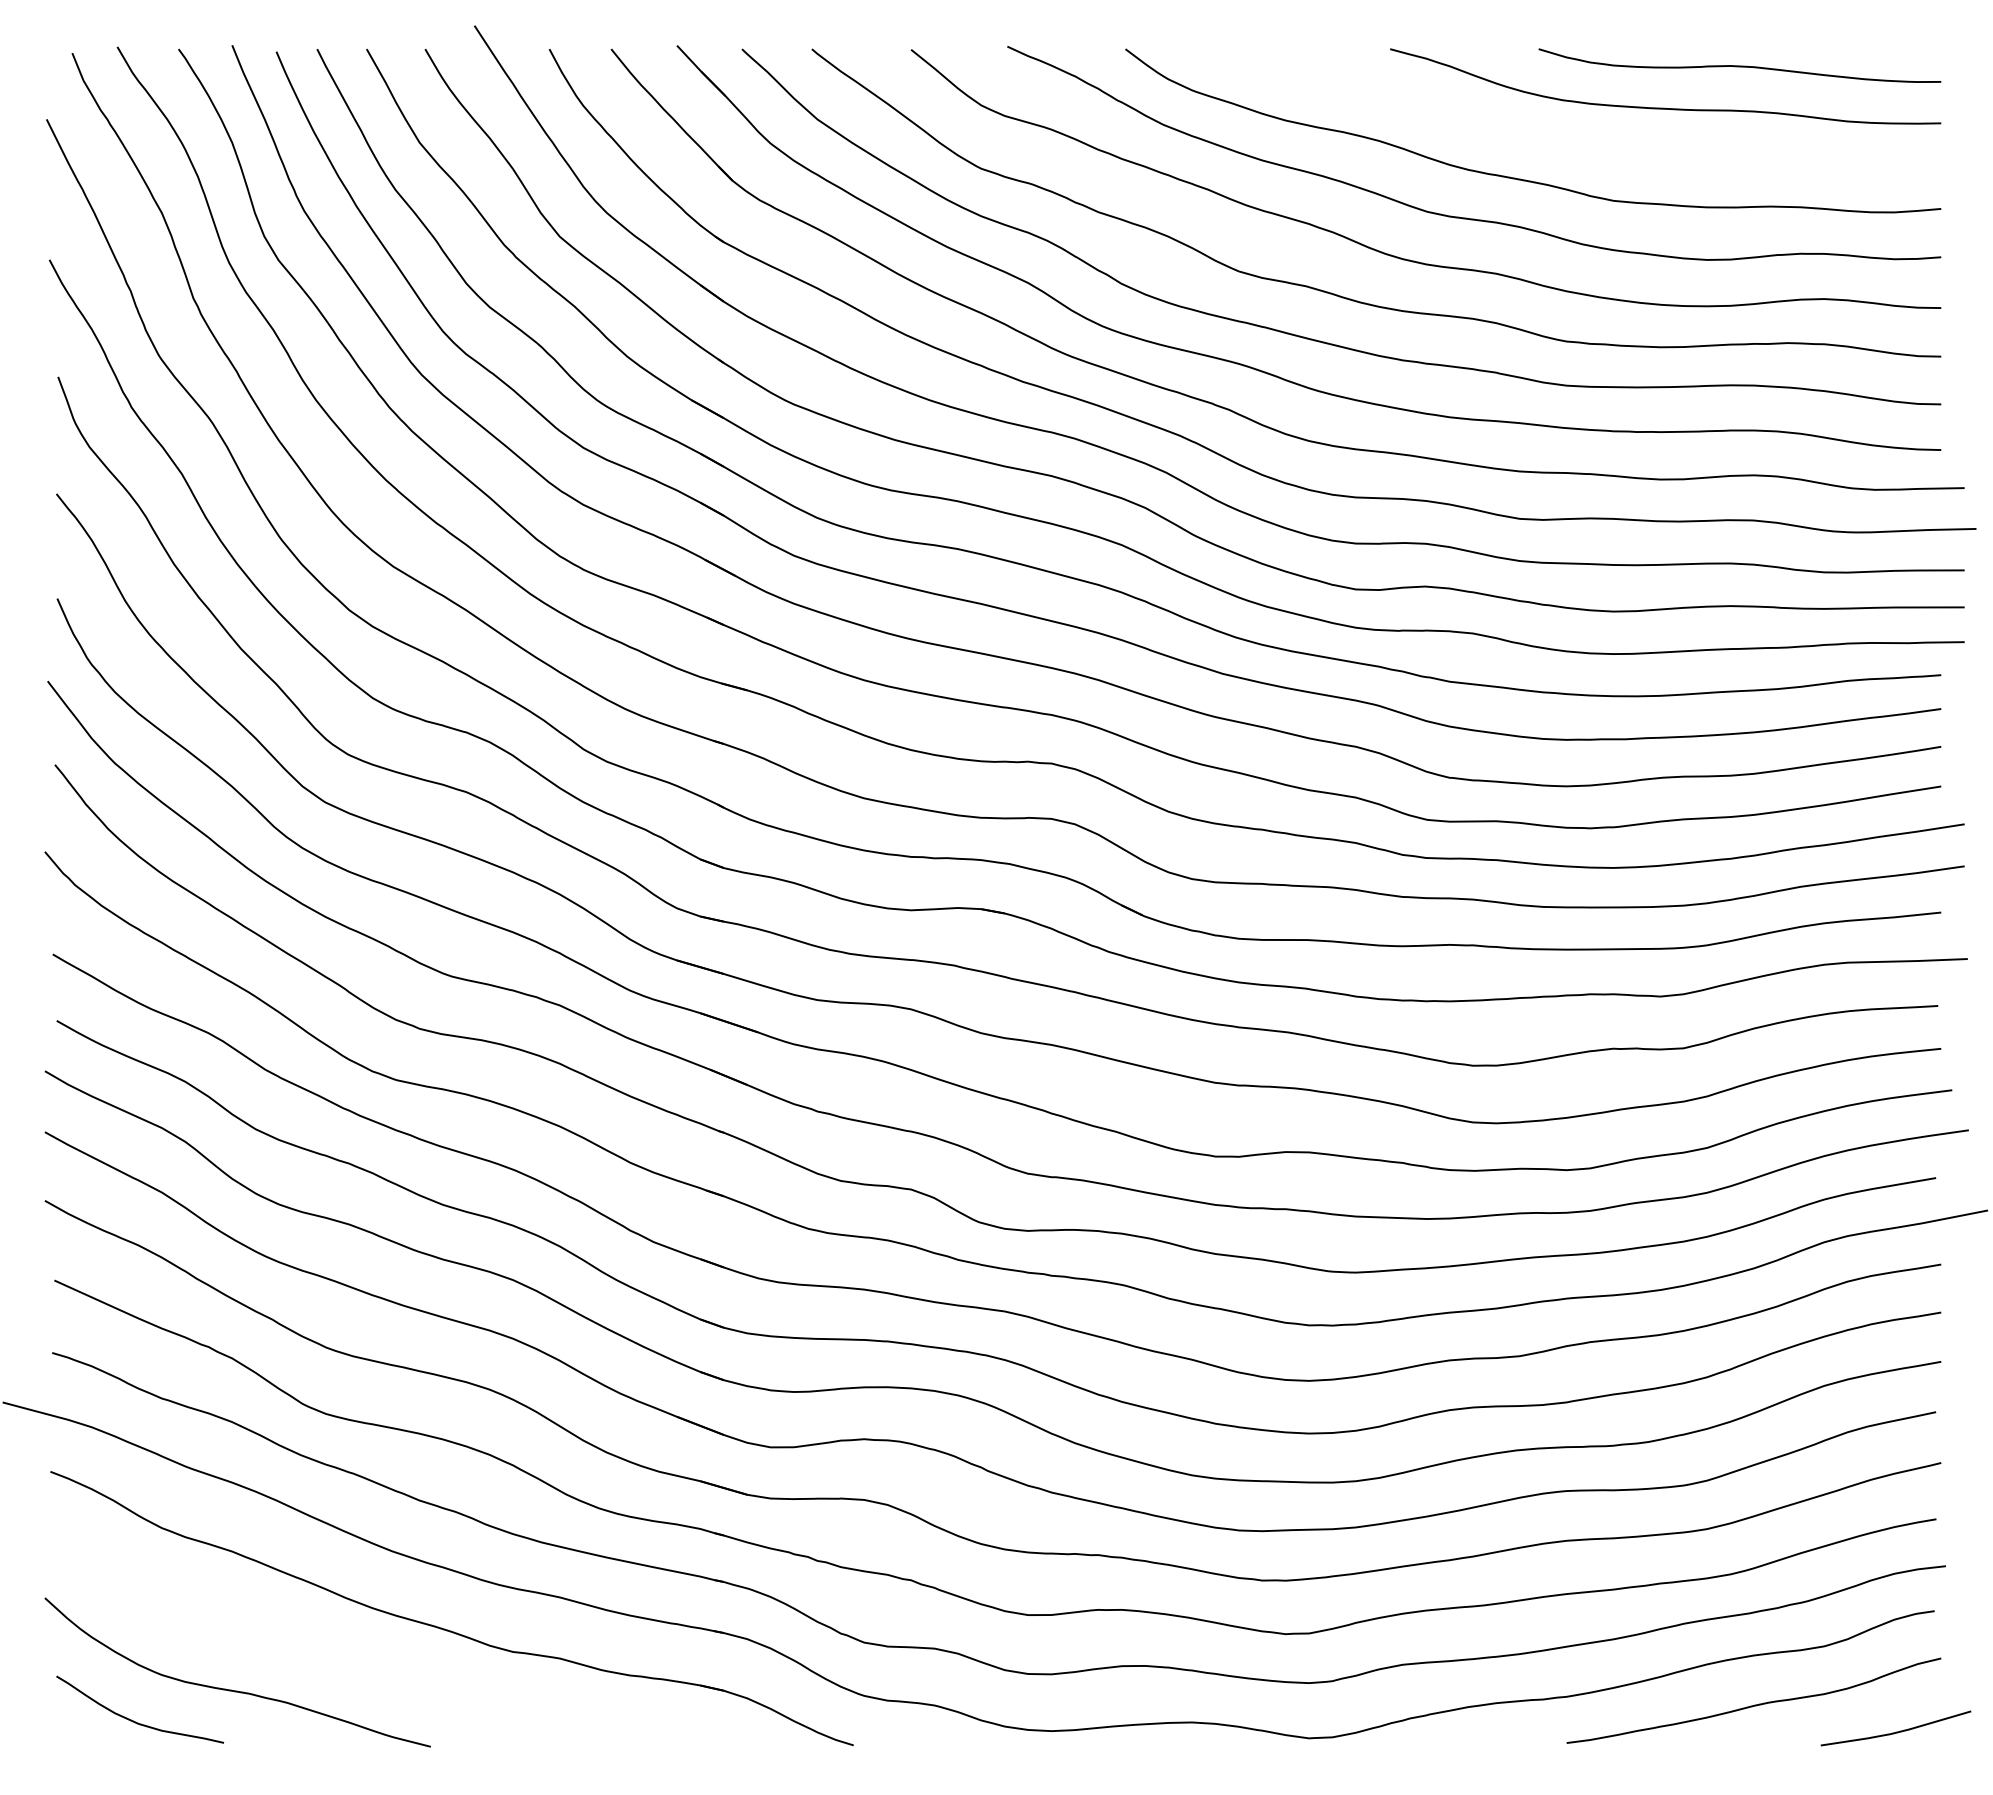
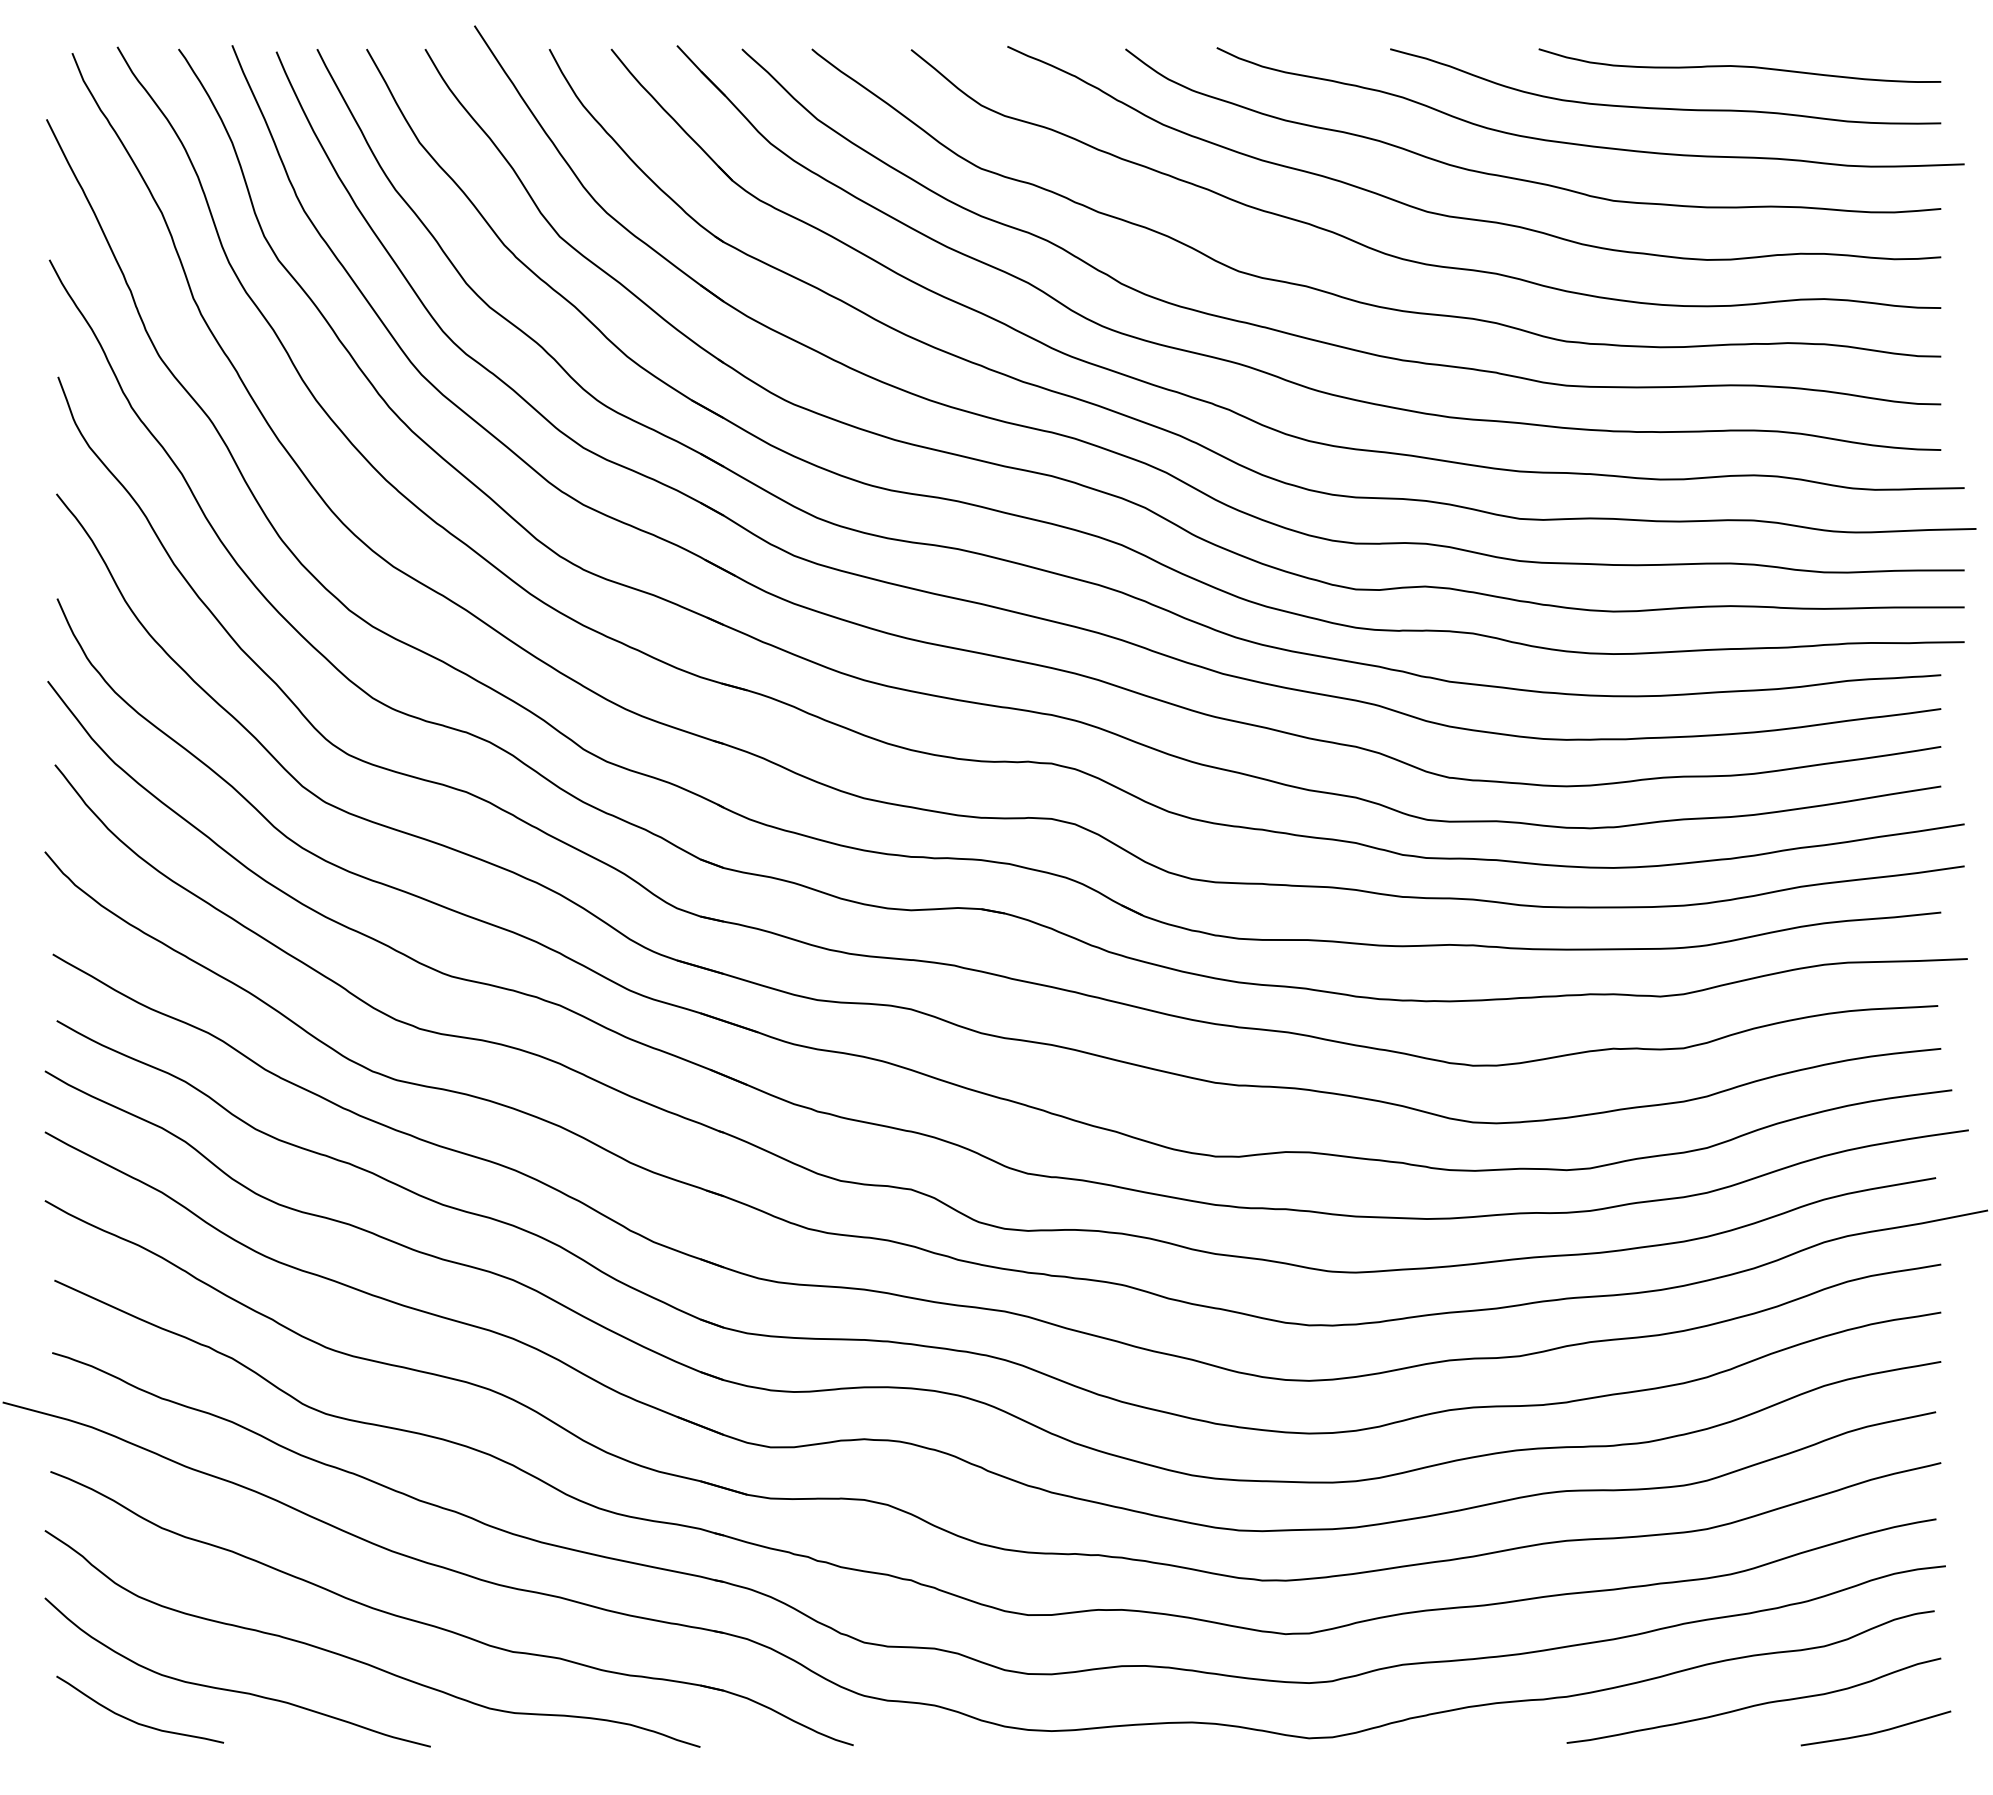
curve: none -> present (1587, 144)
curve: none -> present (365, 1662)
curve position: (1896, 1731) -> (1876, 1731) (1876, 1731)
